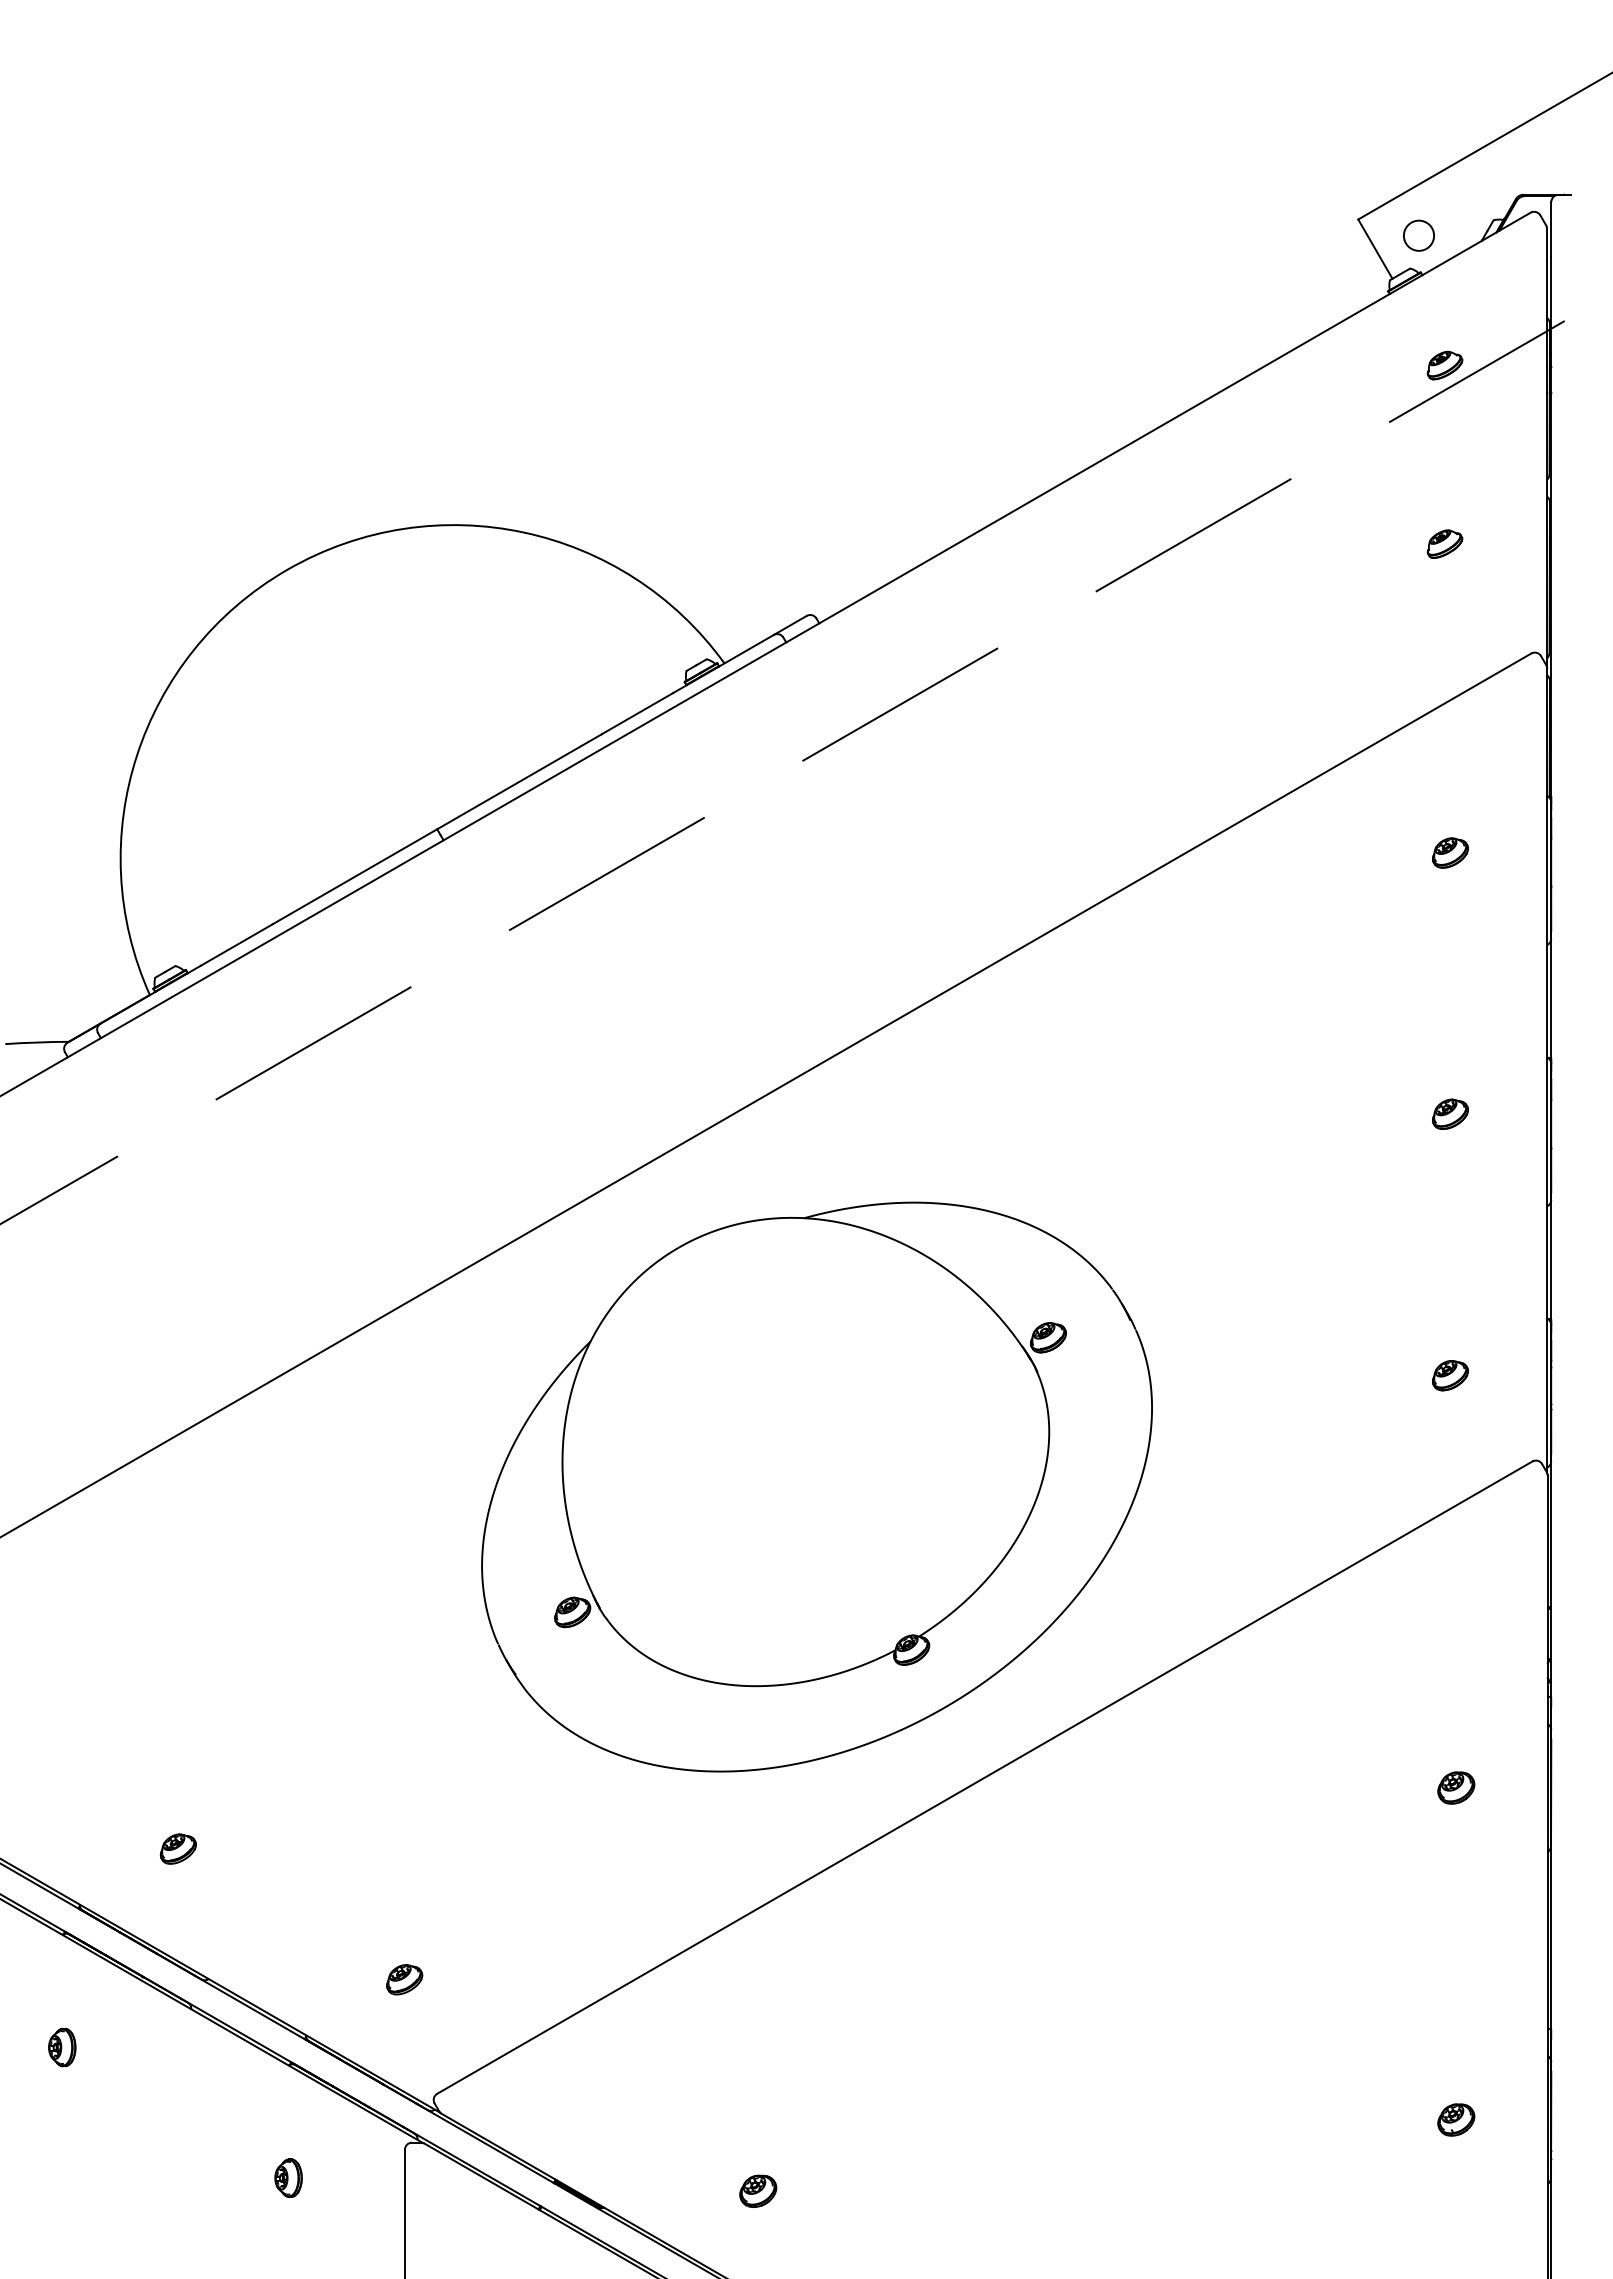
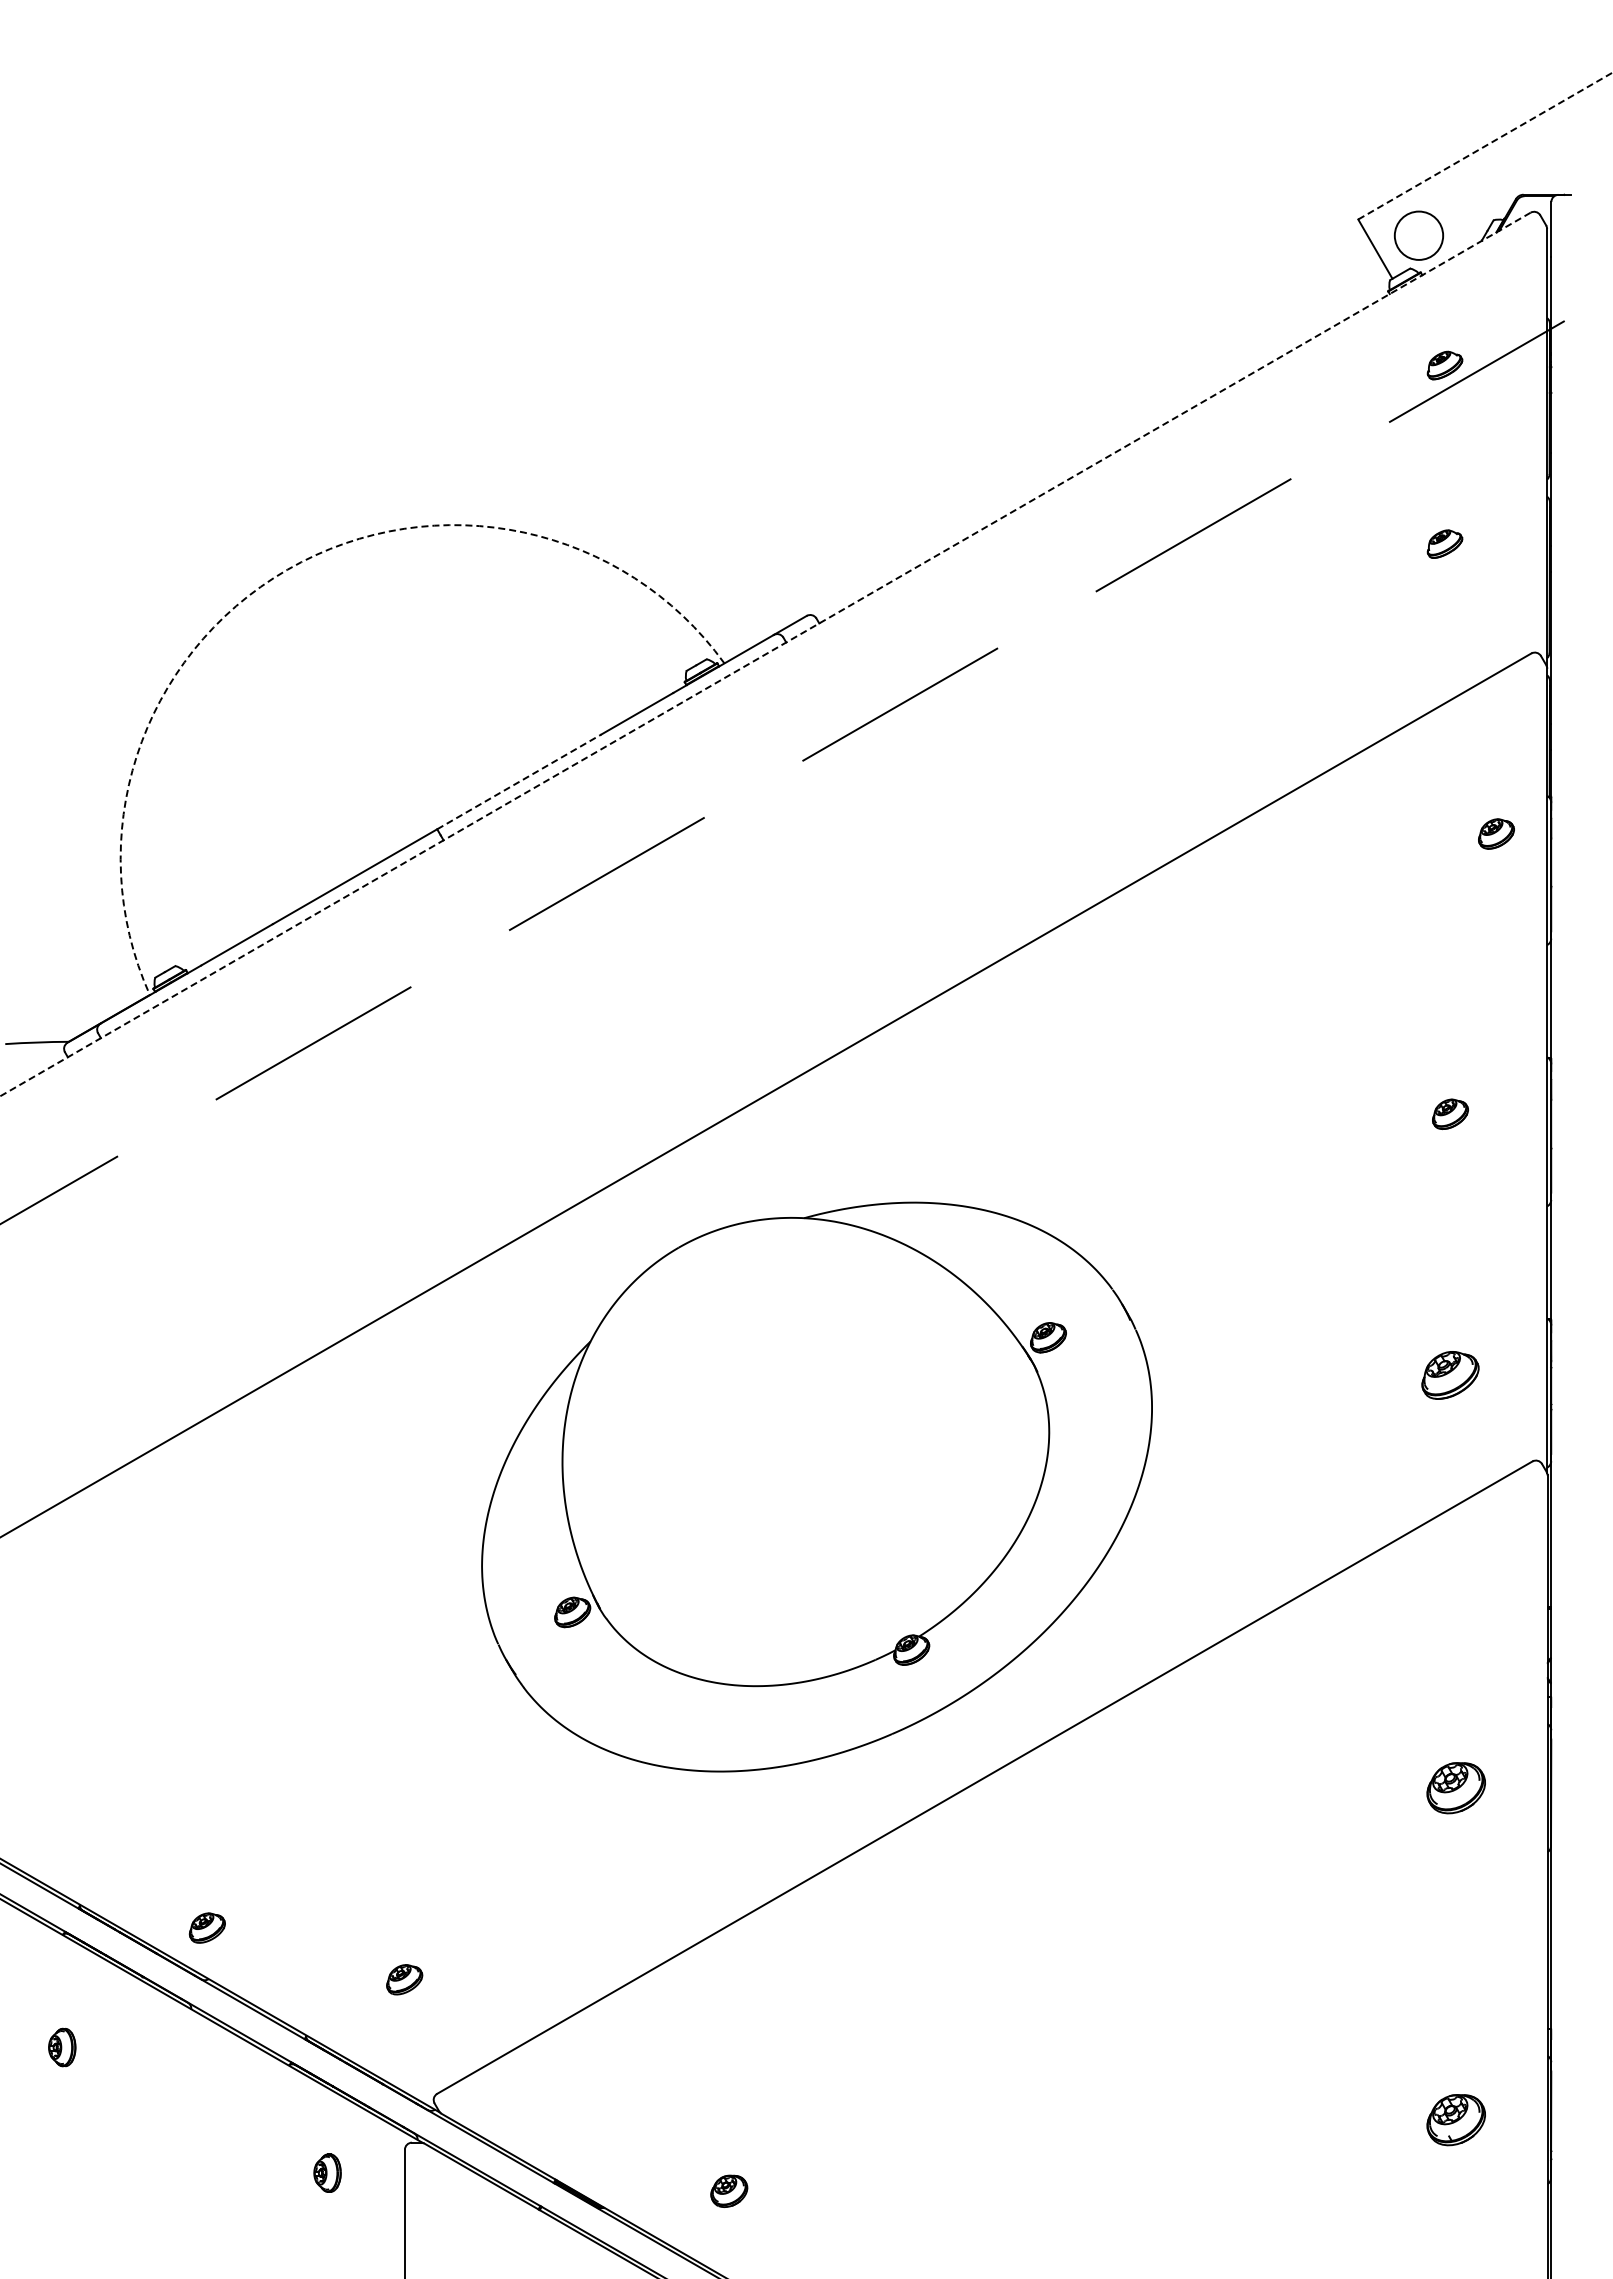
line: solid -> dashed (1485, 146)
circle diameter: 30 px -> 48 px (1418, 235)
arc: solid -> dashed (287, 569)
line: solid -> dashed (765, 654)
line: solid -> dashed (519, 781)
part position: (1450, 852) -> (1496, 833) (1496, 833)
part size: 37x32 px -> 59x49 px (1450, 1375)
part size: 39x34 px -> 60x53 px (1455, 1788)
part position: (177, 1848) -> (206, 1927) (206, 1927)
part size: 39x34 px -> 60x53 px (1455, 2120)
part position: (288, 2177) -> (327, 2172) (327, 2172)
part position: (758, 2190) -> (729, 2190) (729, 2190)
